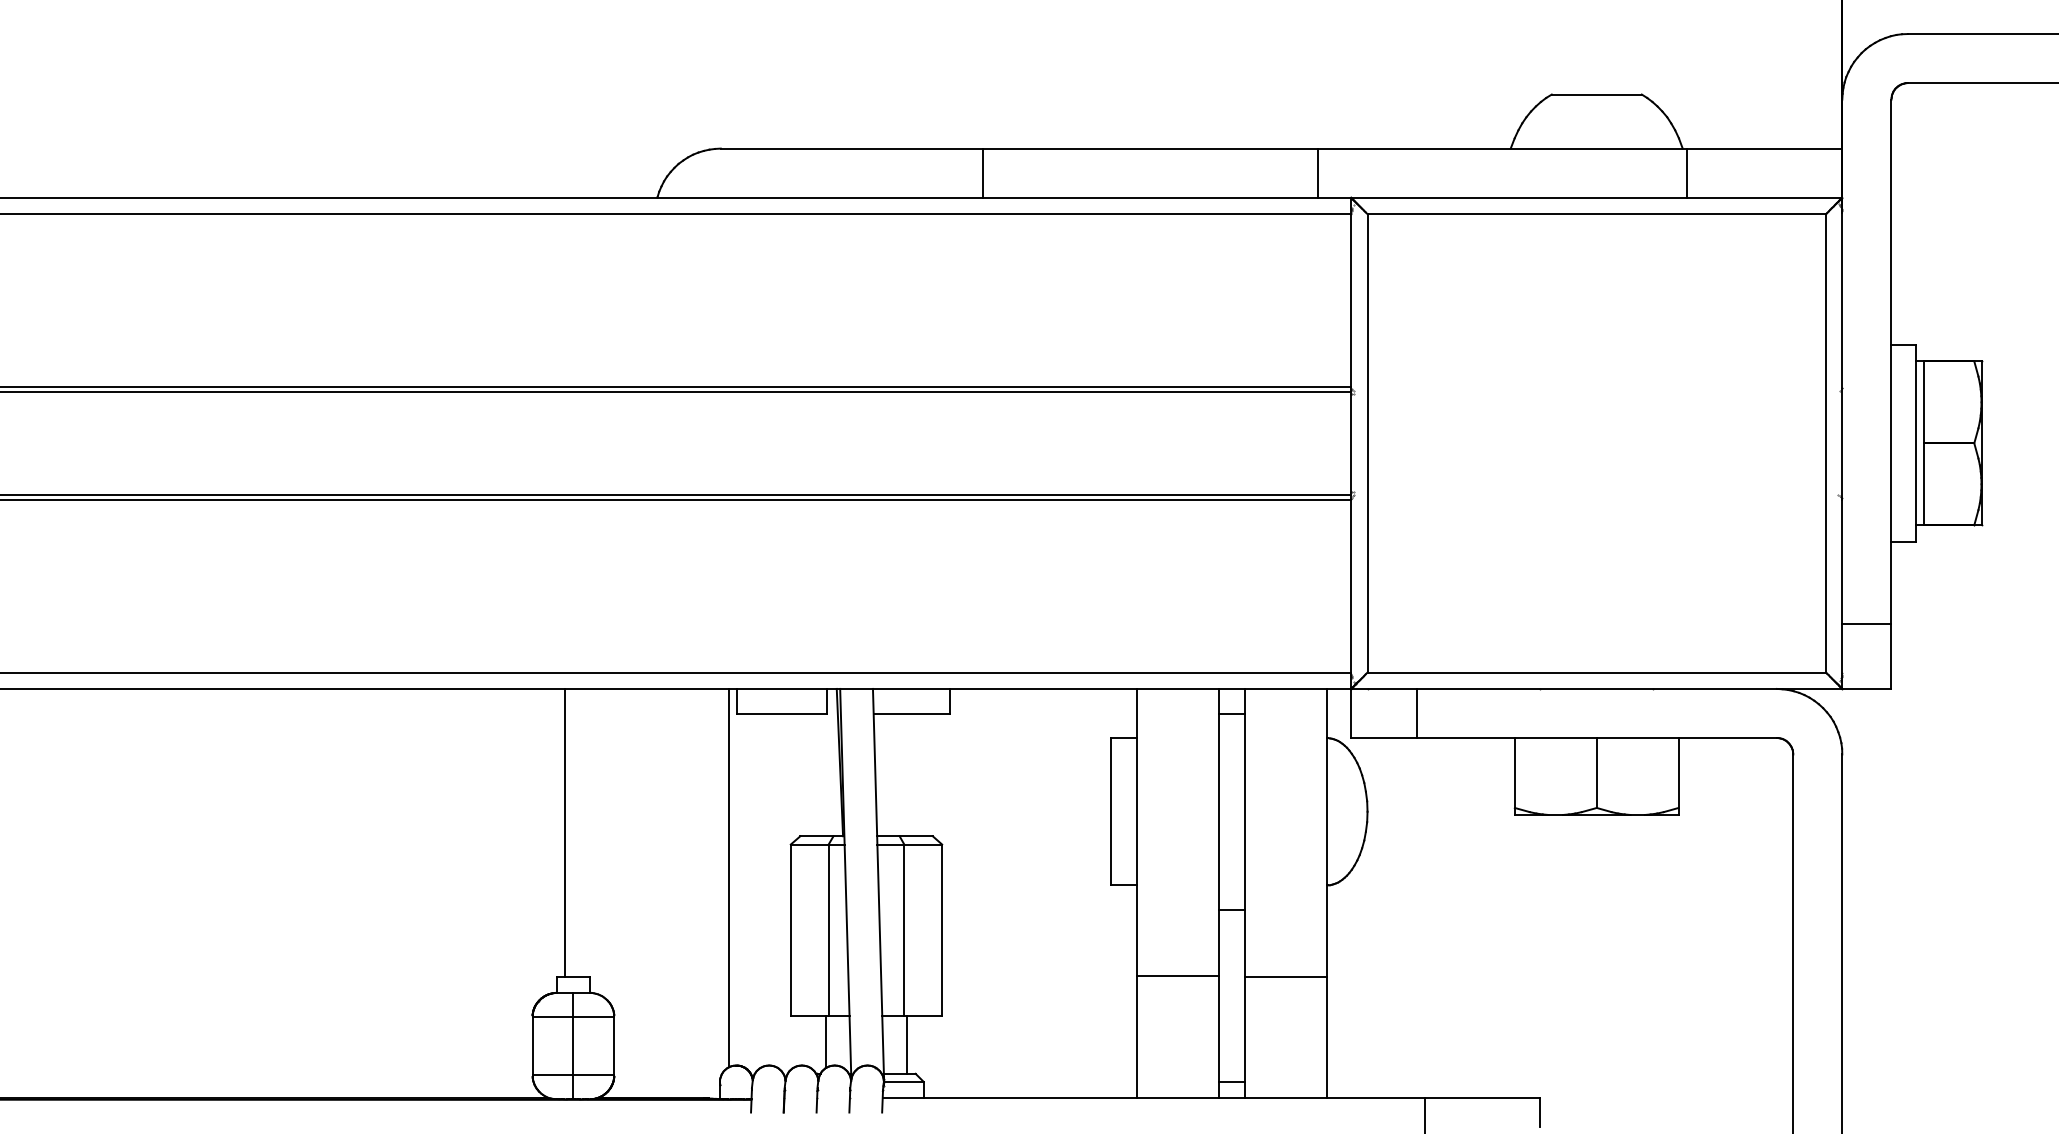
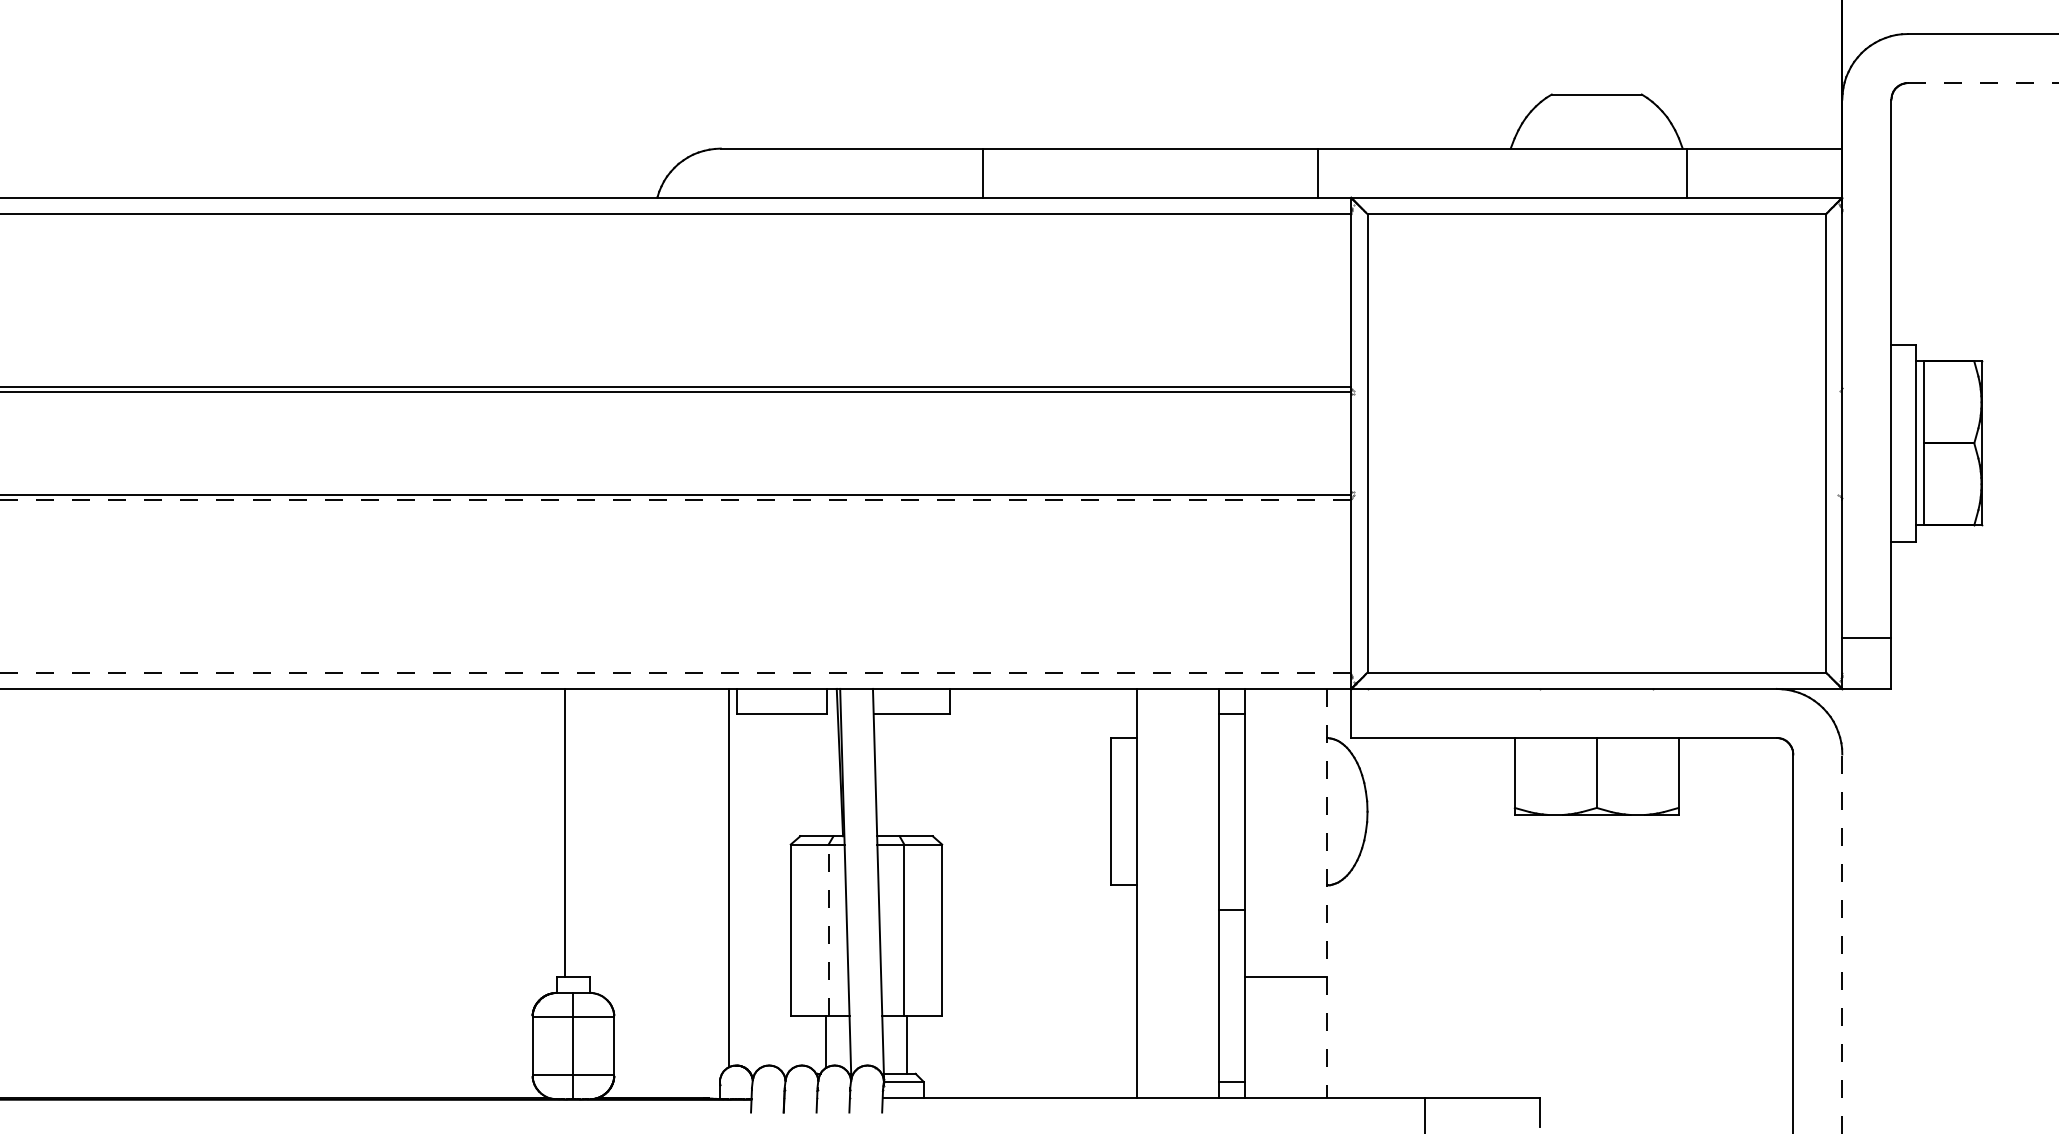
line: solid -> dashed (1983, 83)
line: solid -> dashed (675, 499)
line position: (1866, 623) -> (1866, 637) (1866, 637)
line: solid -> dashed (675, 672)
line: present -> none (1416, 713)
line: solid -> dashed (1326, 893)
line: solid -> dashed (828, 930)
line: solid -> dashed (1842, 943)
line: present -> none (1177, 975)
